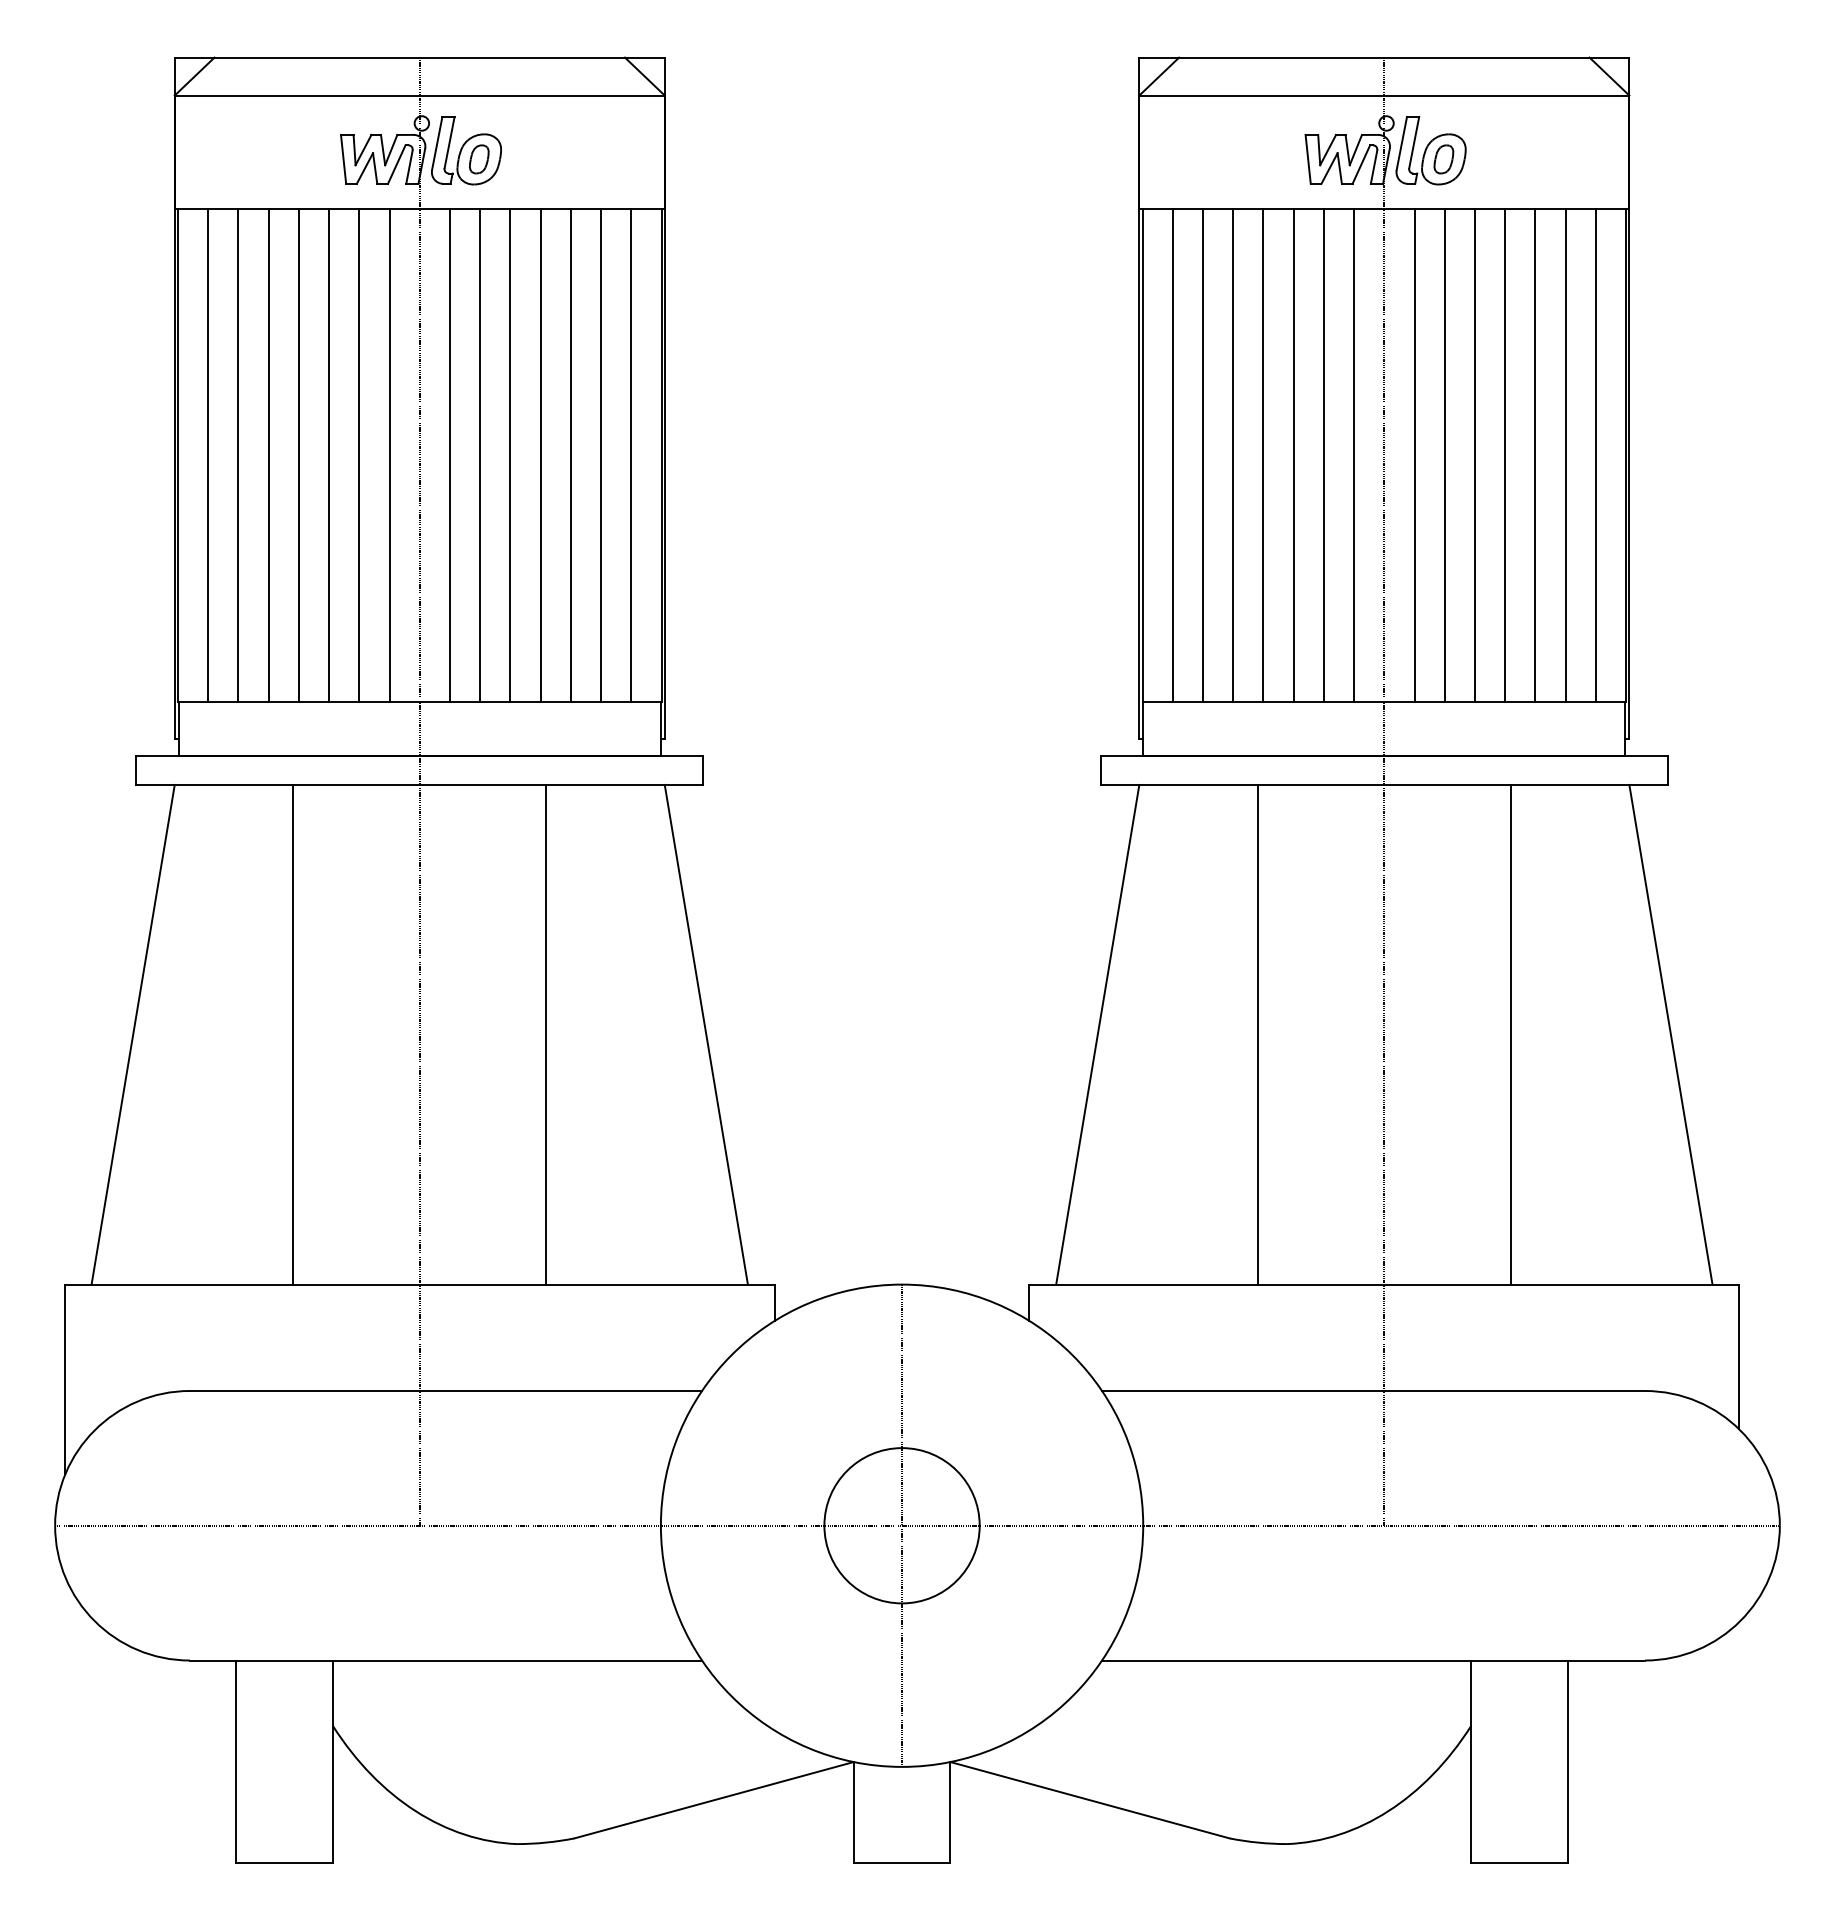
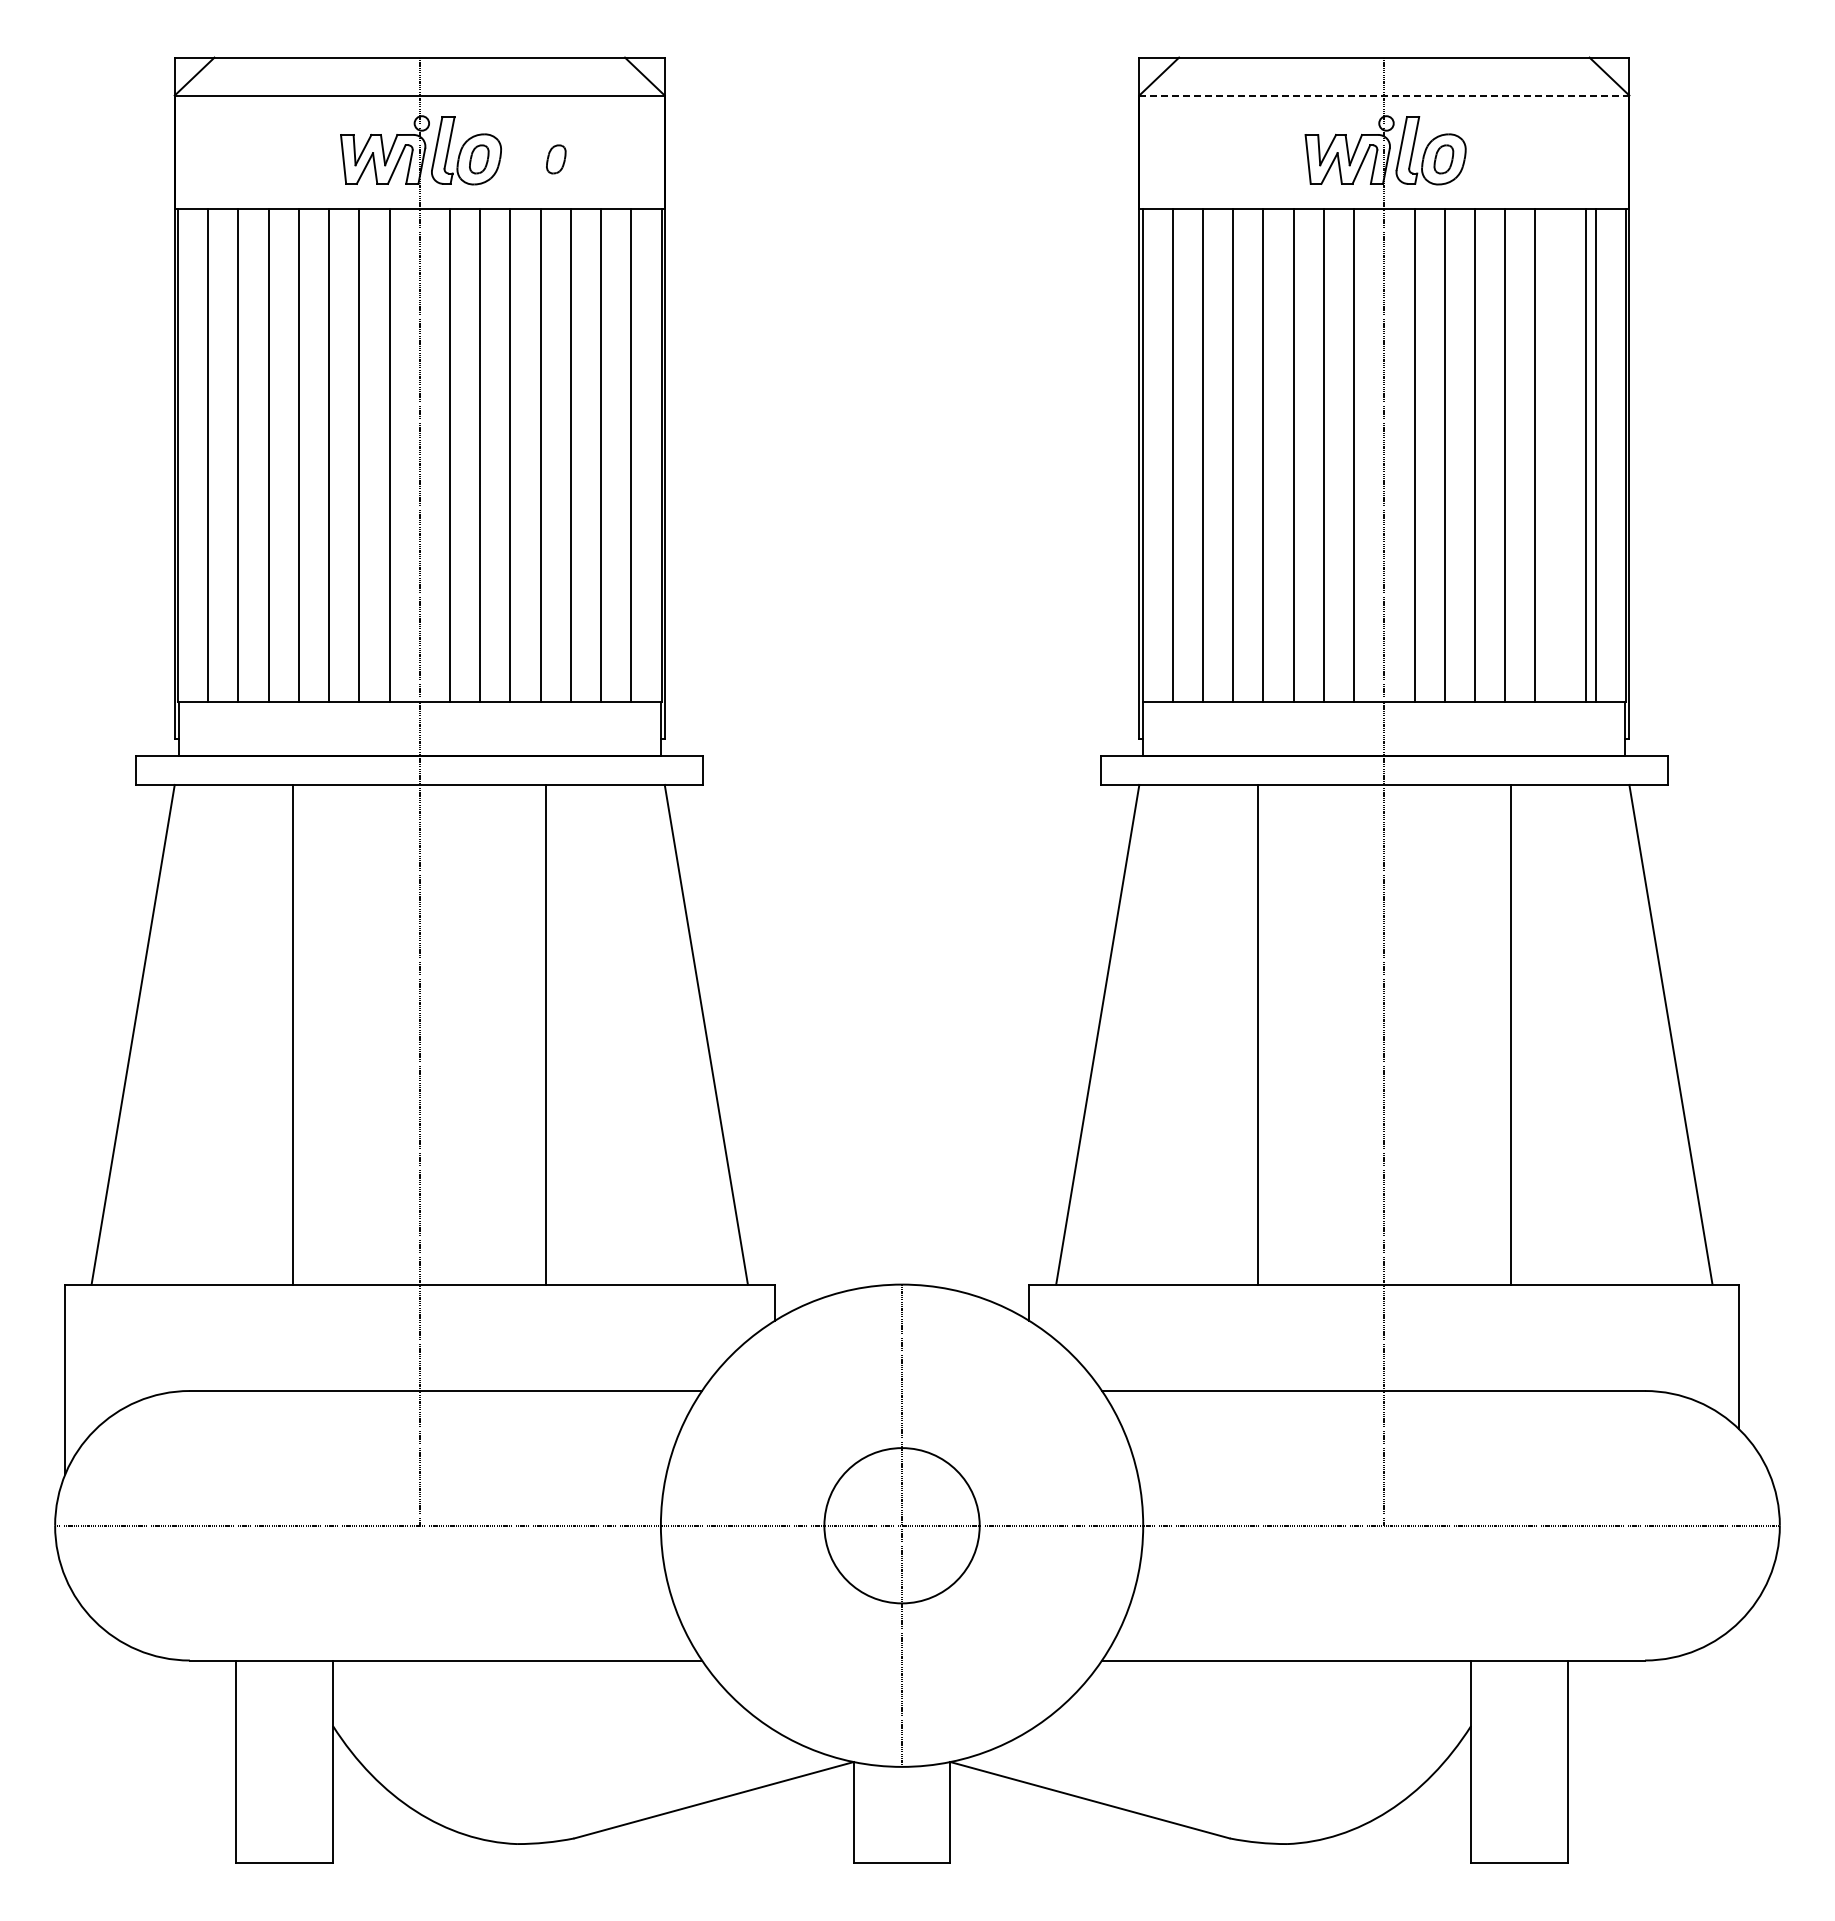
line: solid -> dashed (1384, 95)
part: none -> present (556, 159)
line position: (1565, 455) -> (1585, 455) (1585, 455)
